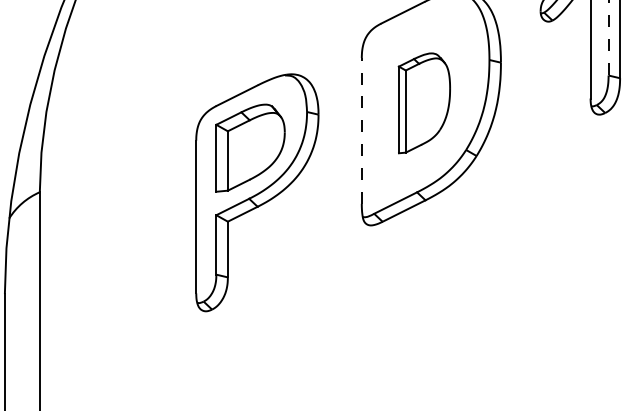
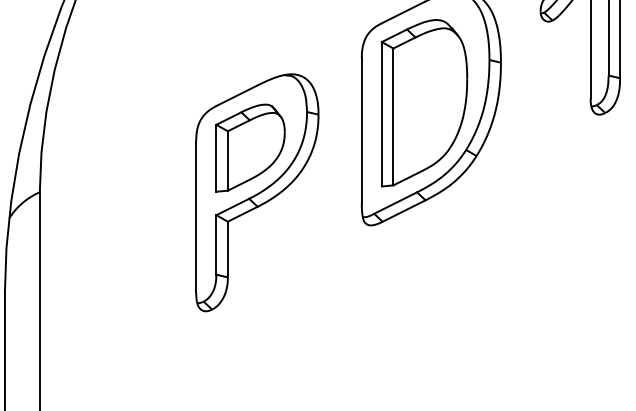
line: dashed -> solid (608, 38)
part size: 54x103 px -> 89x169 px (424, 103)
line: dashed -> solid (361, 130)
